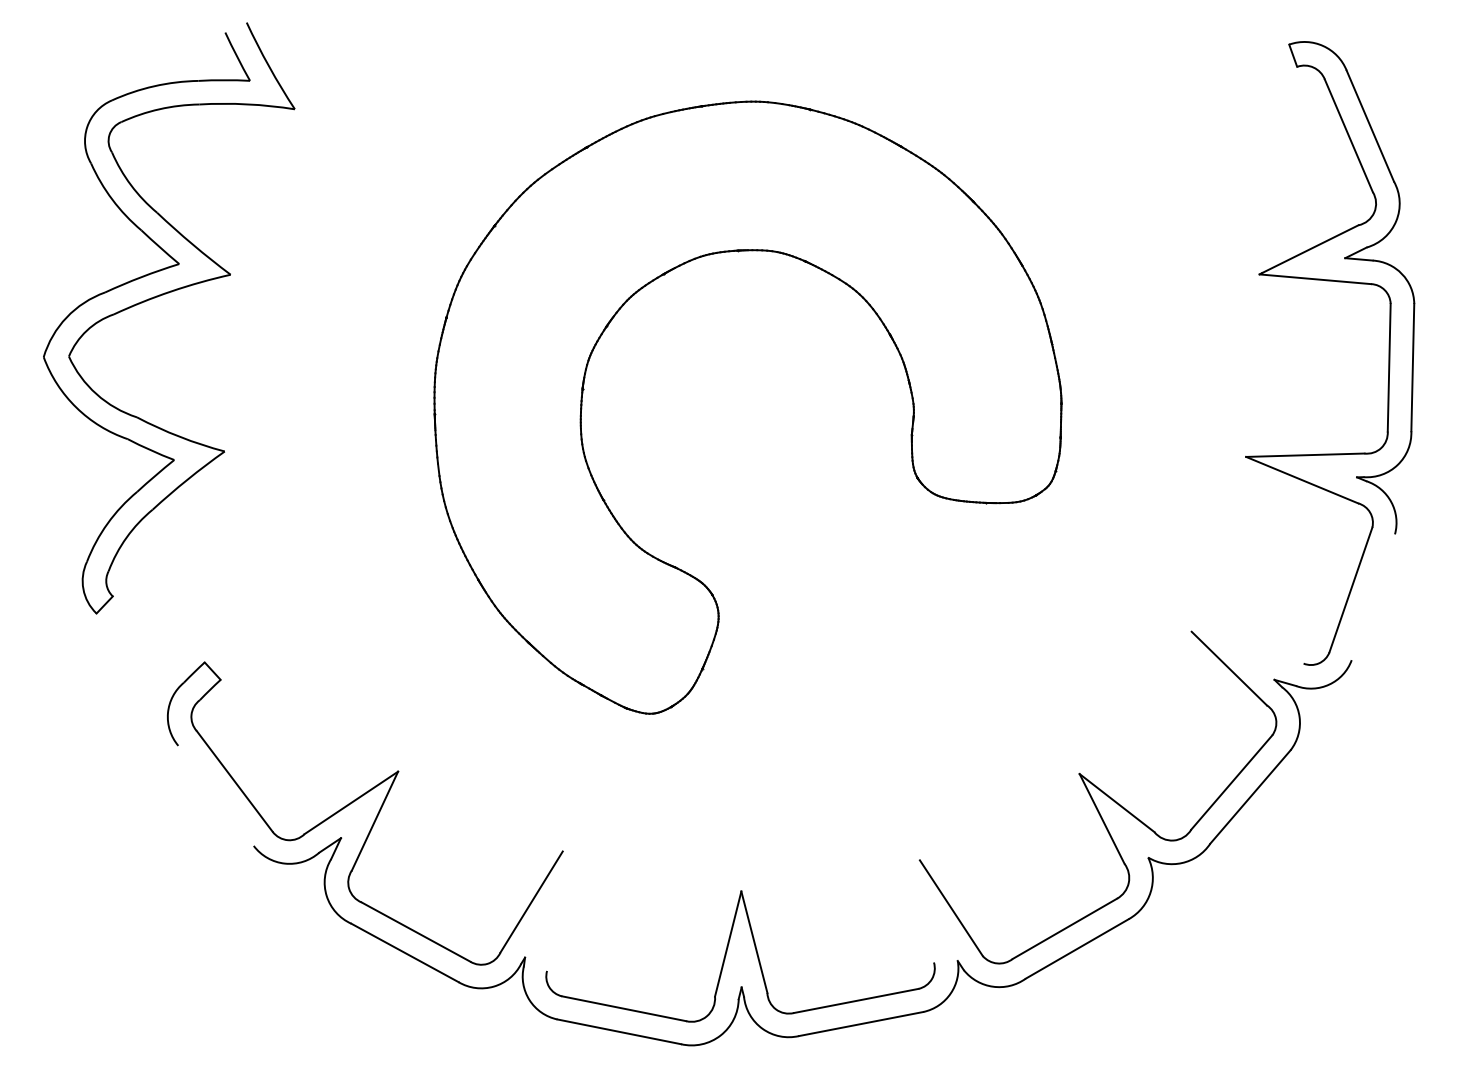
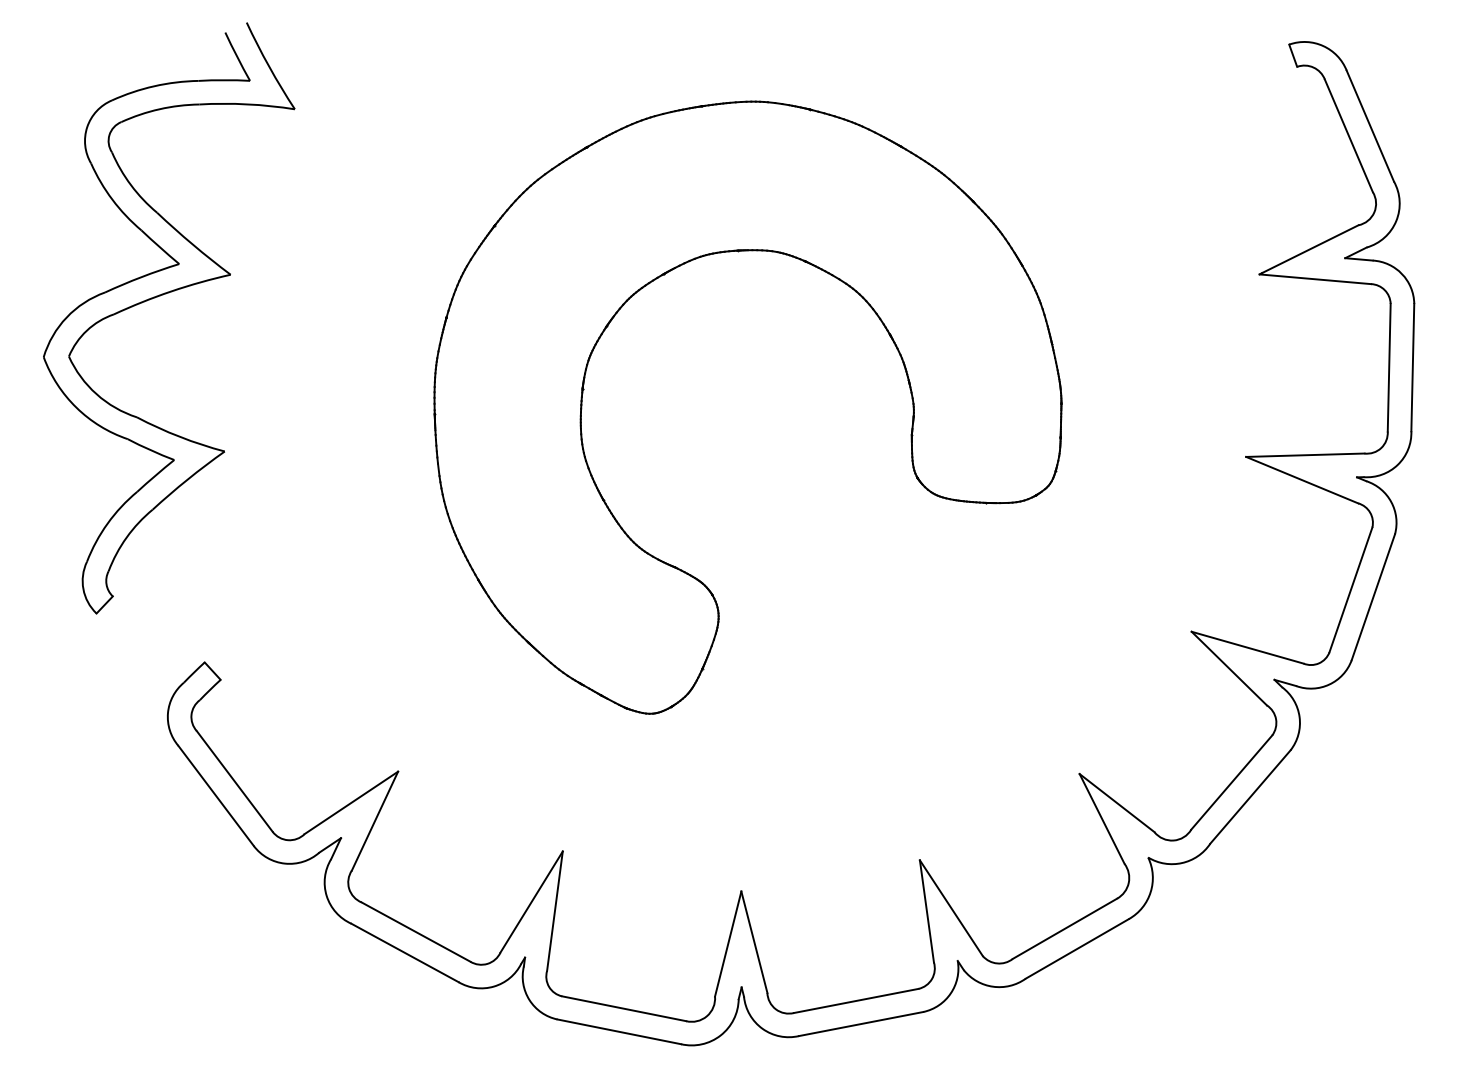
line: none -> present (1372, 597)
line: none -> present (1247, 647)
line: none -> present (215, 795)
line: none -> present (554, 910)
line: none -> present (926, 911)
